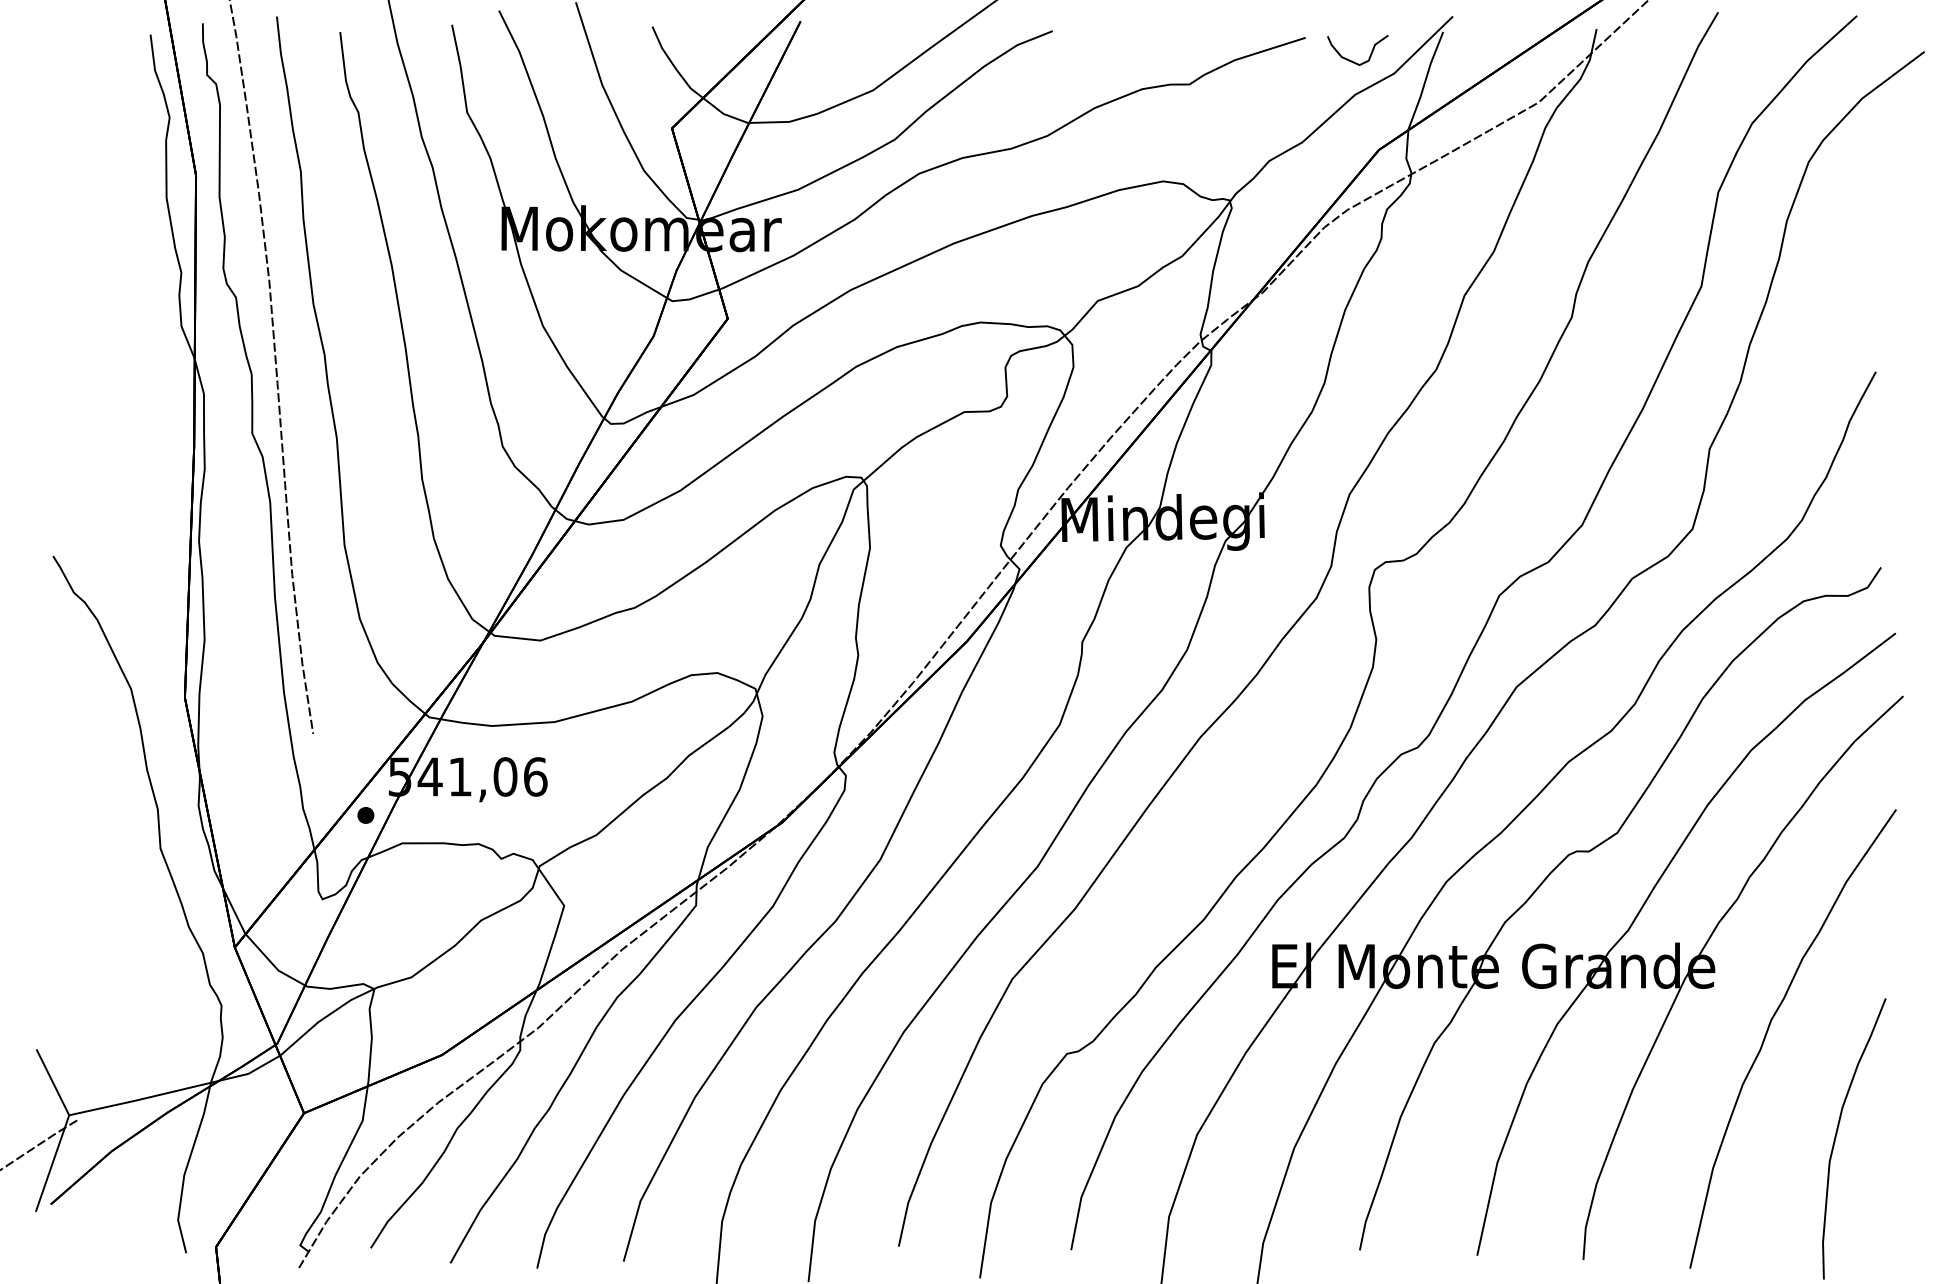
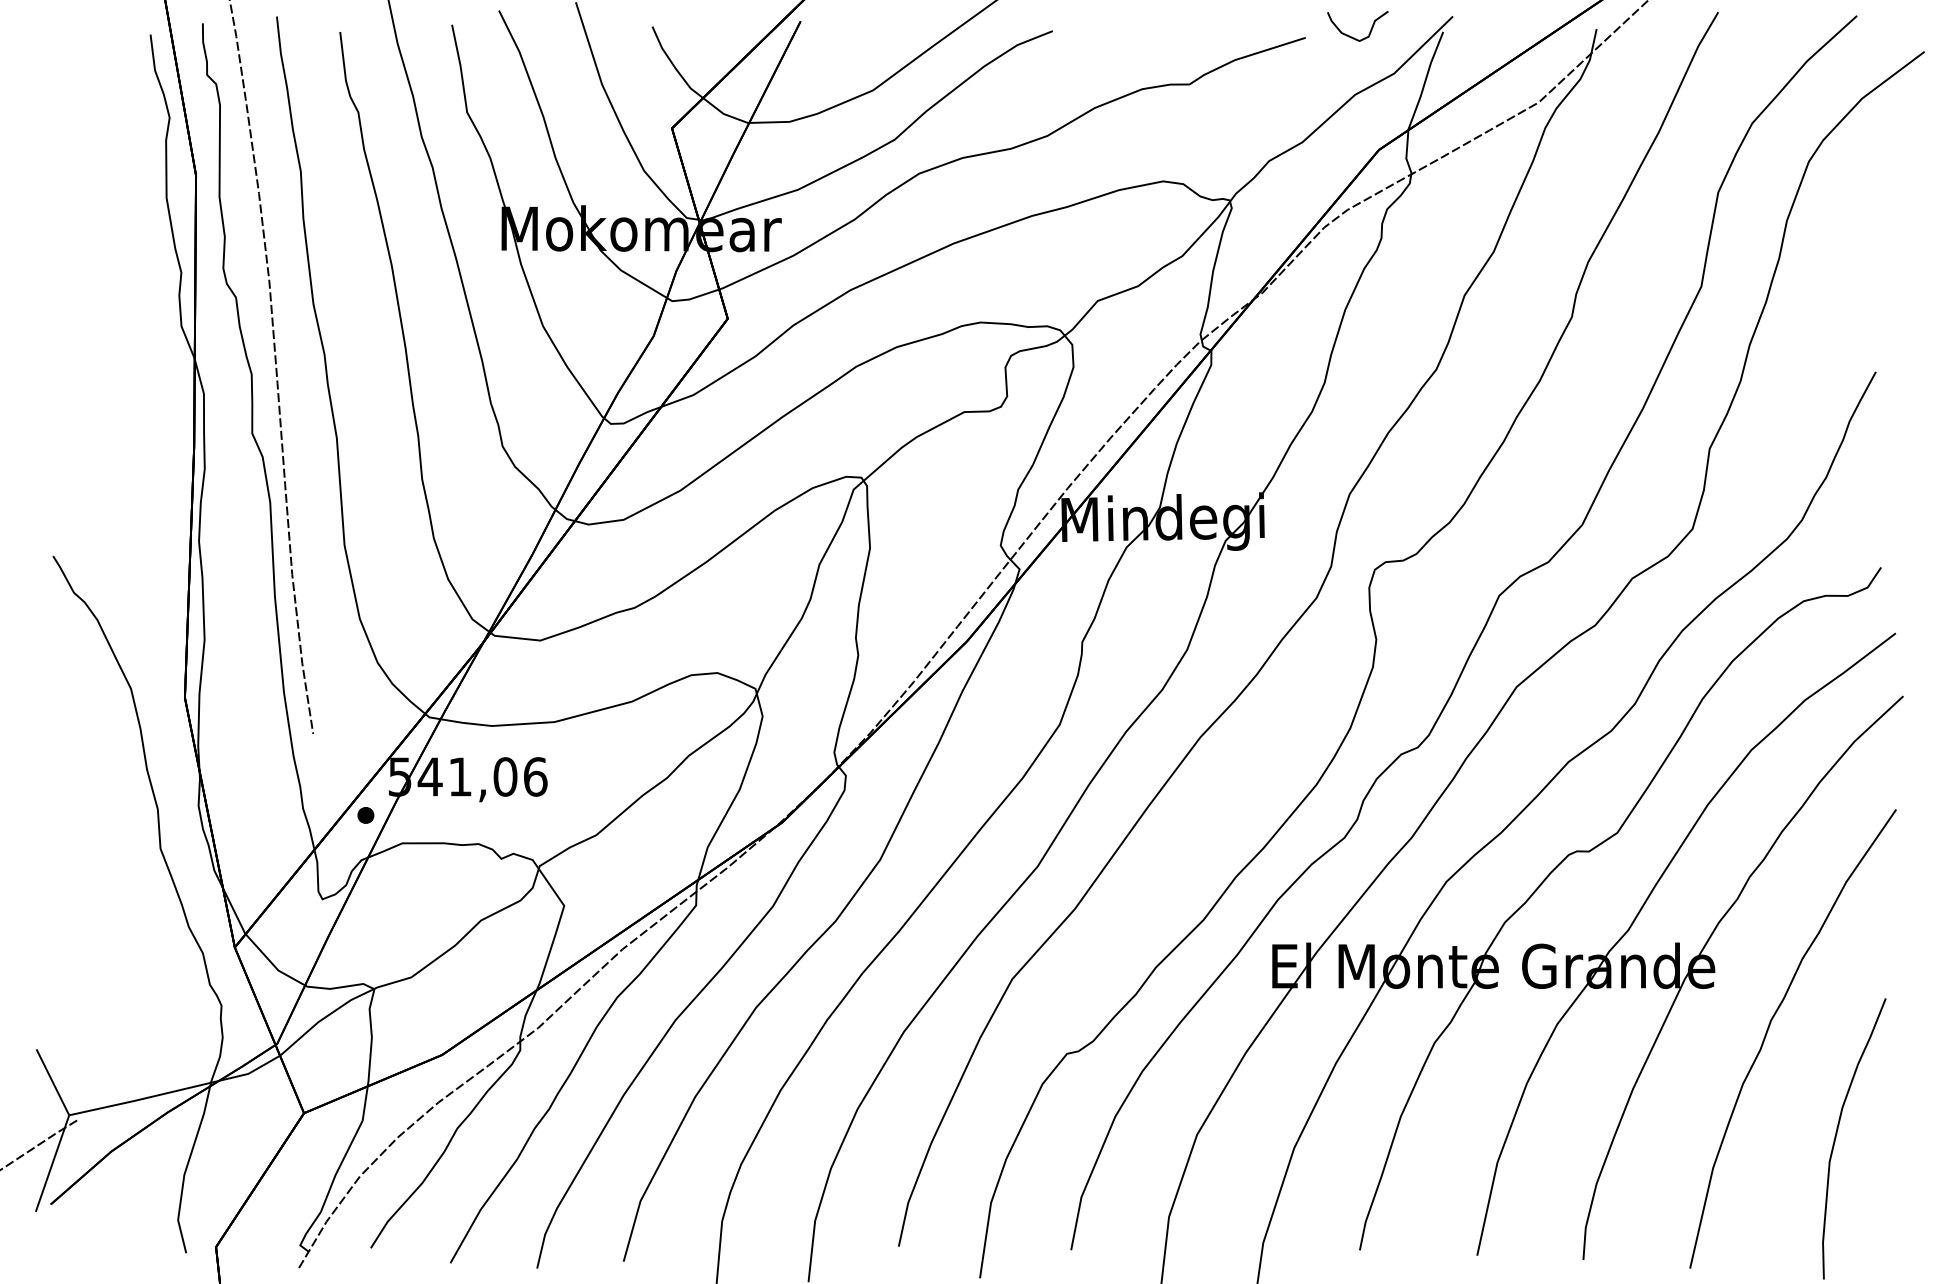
curve position: (1352, 60) -> (1352, 36) (1352, 36)
